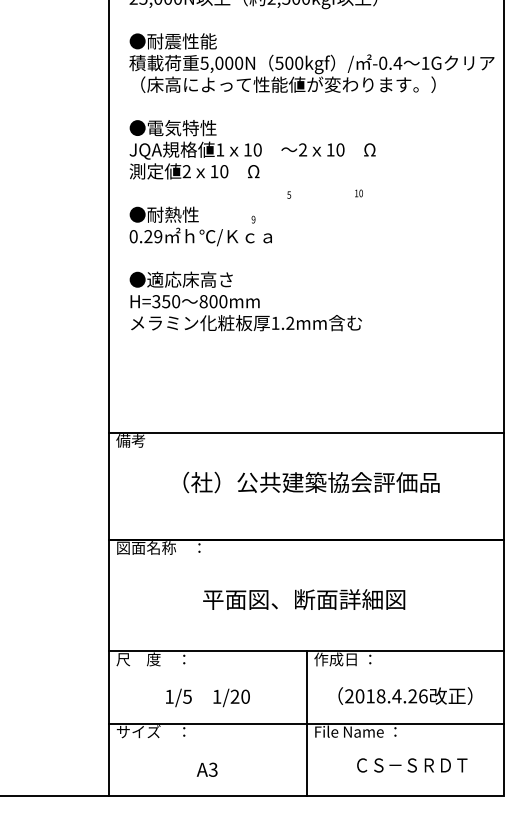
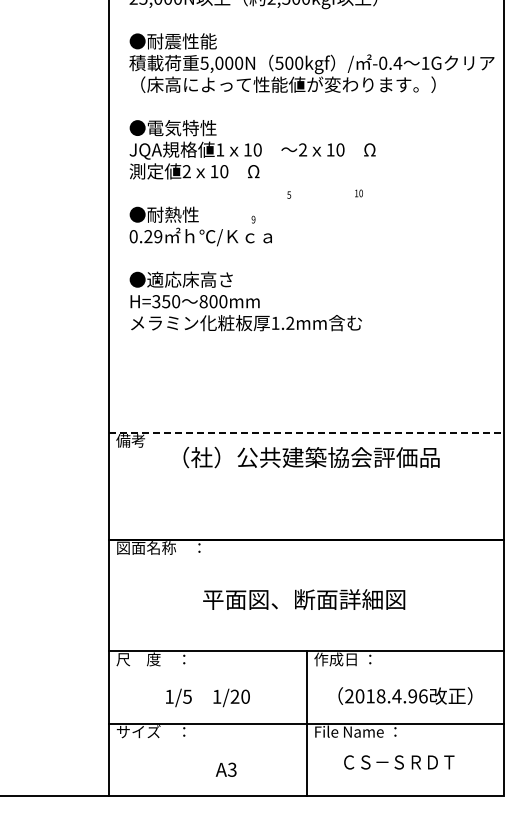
line: solid -> dashed (306, 432)
text position: (311, 482) -> (311, 457) (311, 457)
text: 2018.4.26 -> 2018.4.96 (412, 696)
text position: (412, 765) -> (399, 762) (399, 762)
text position: (206, 769) -> (225, 769) (225, 769)
